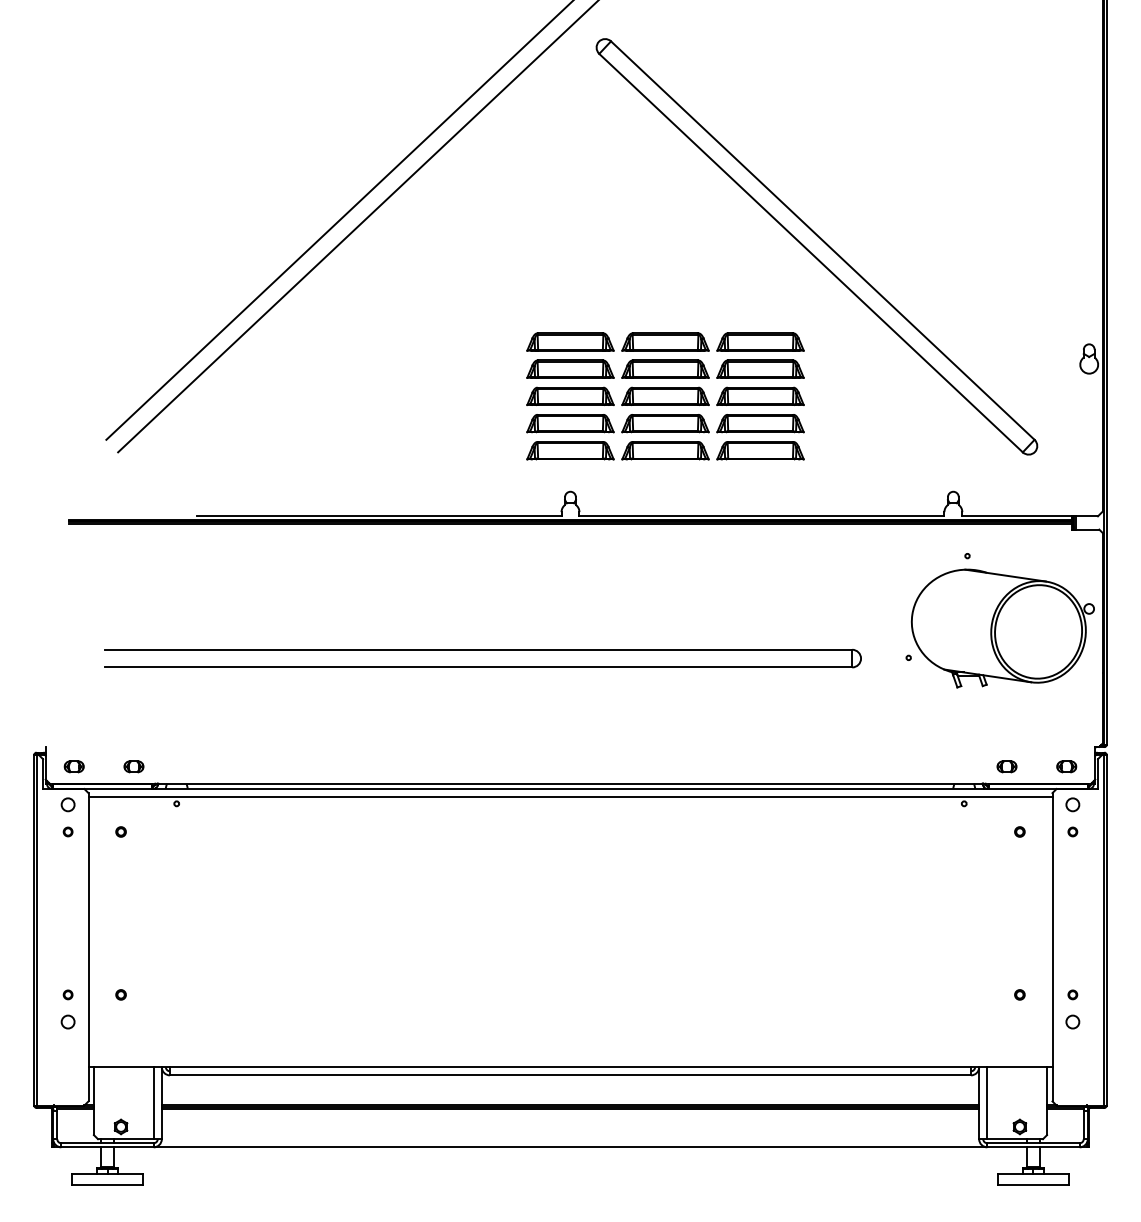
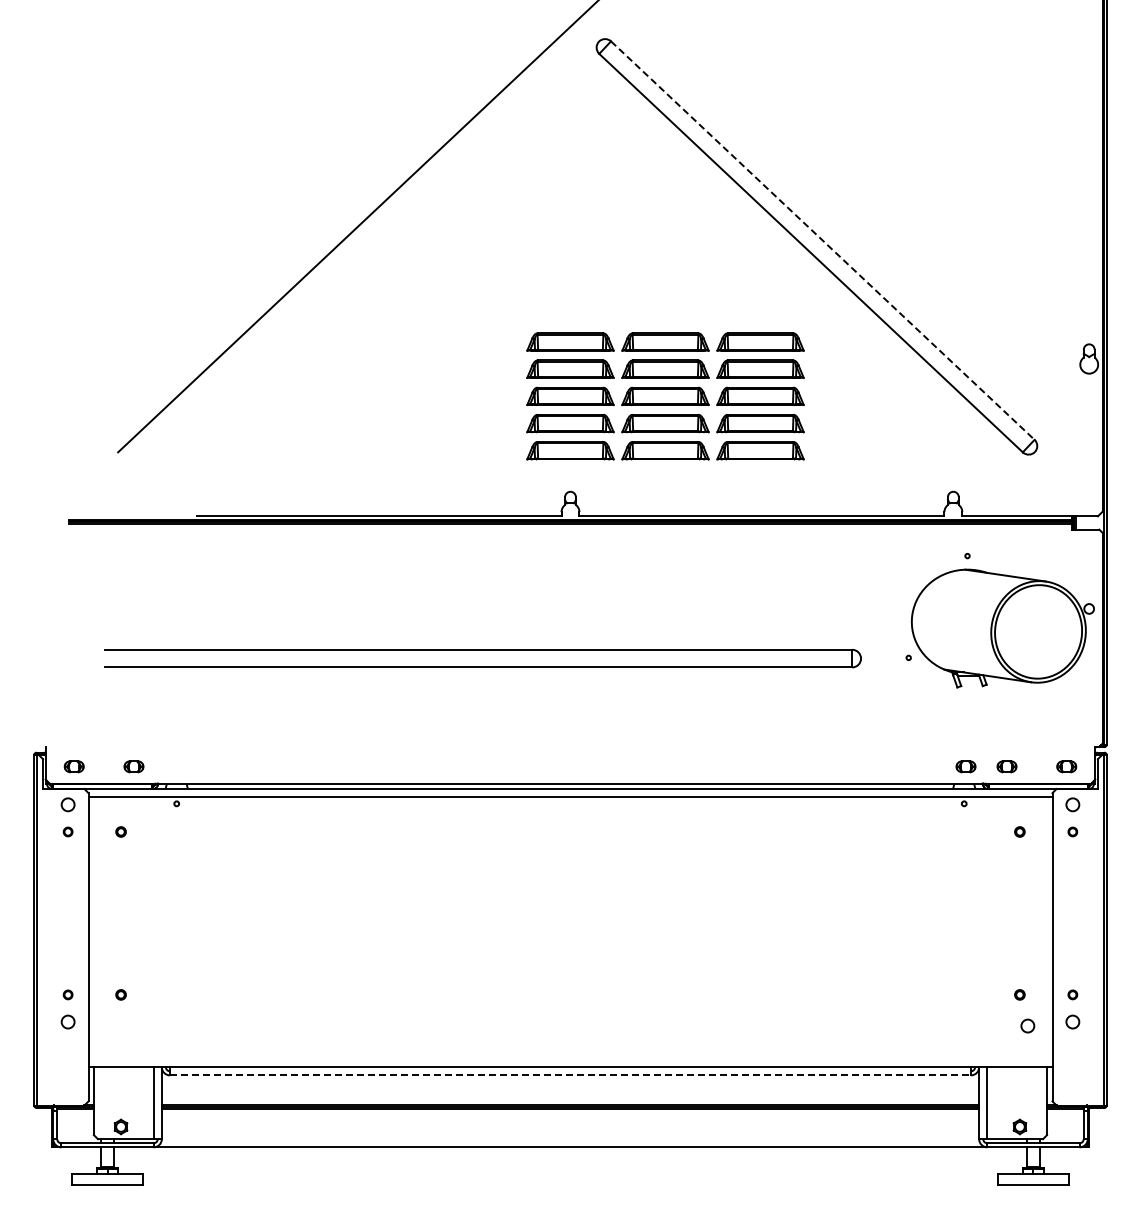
line: present -> none (338, 220)
line: solid -> dashed (822, 240)
part: none -> present (965, 766)
circle: none -> present (1027, 1025)
line: solid -> dashed (570, 1075)
